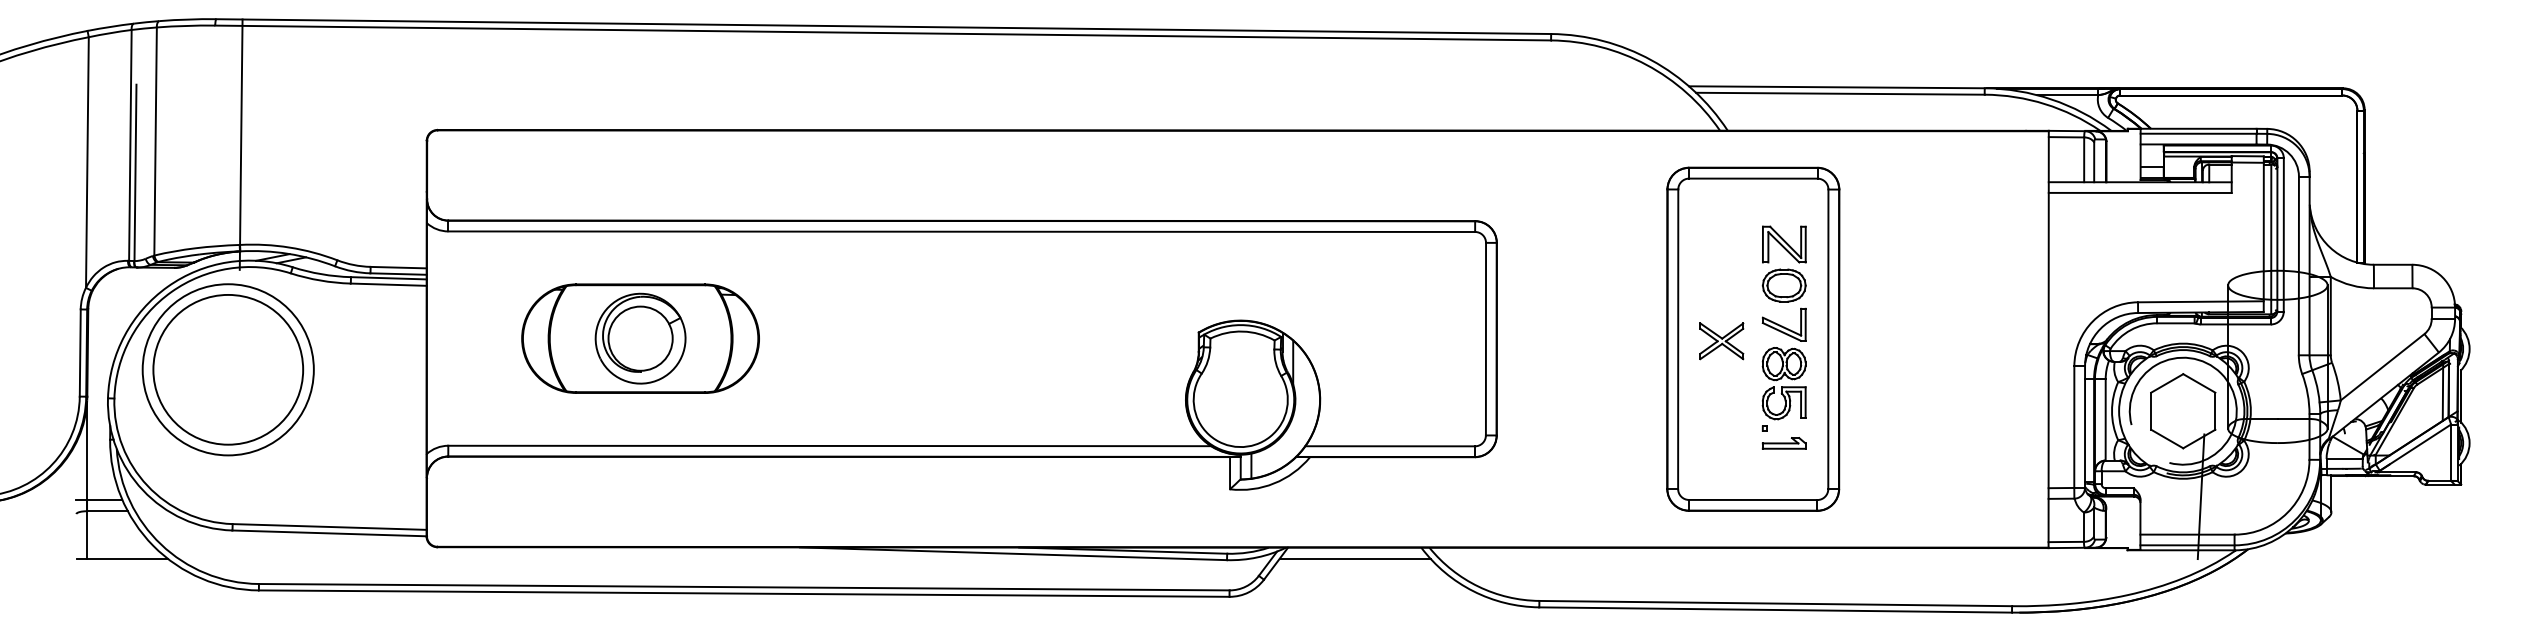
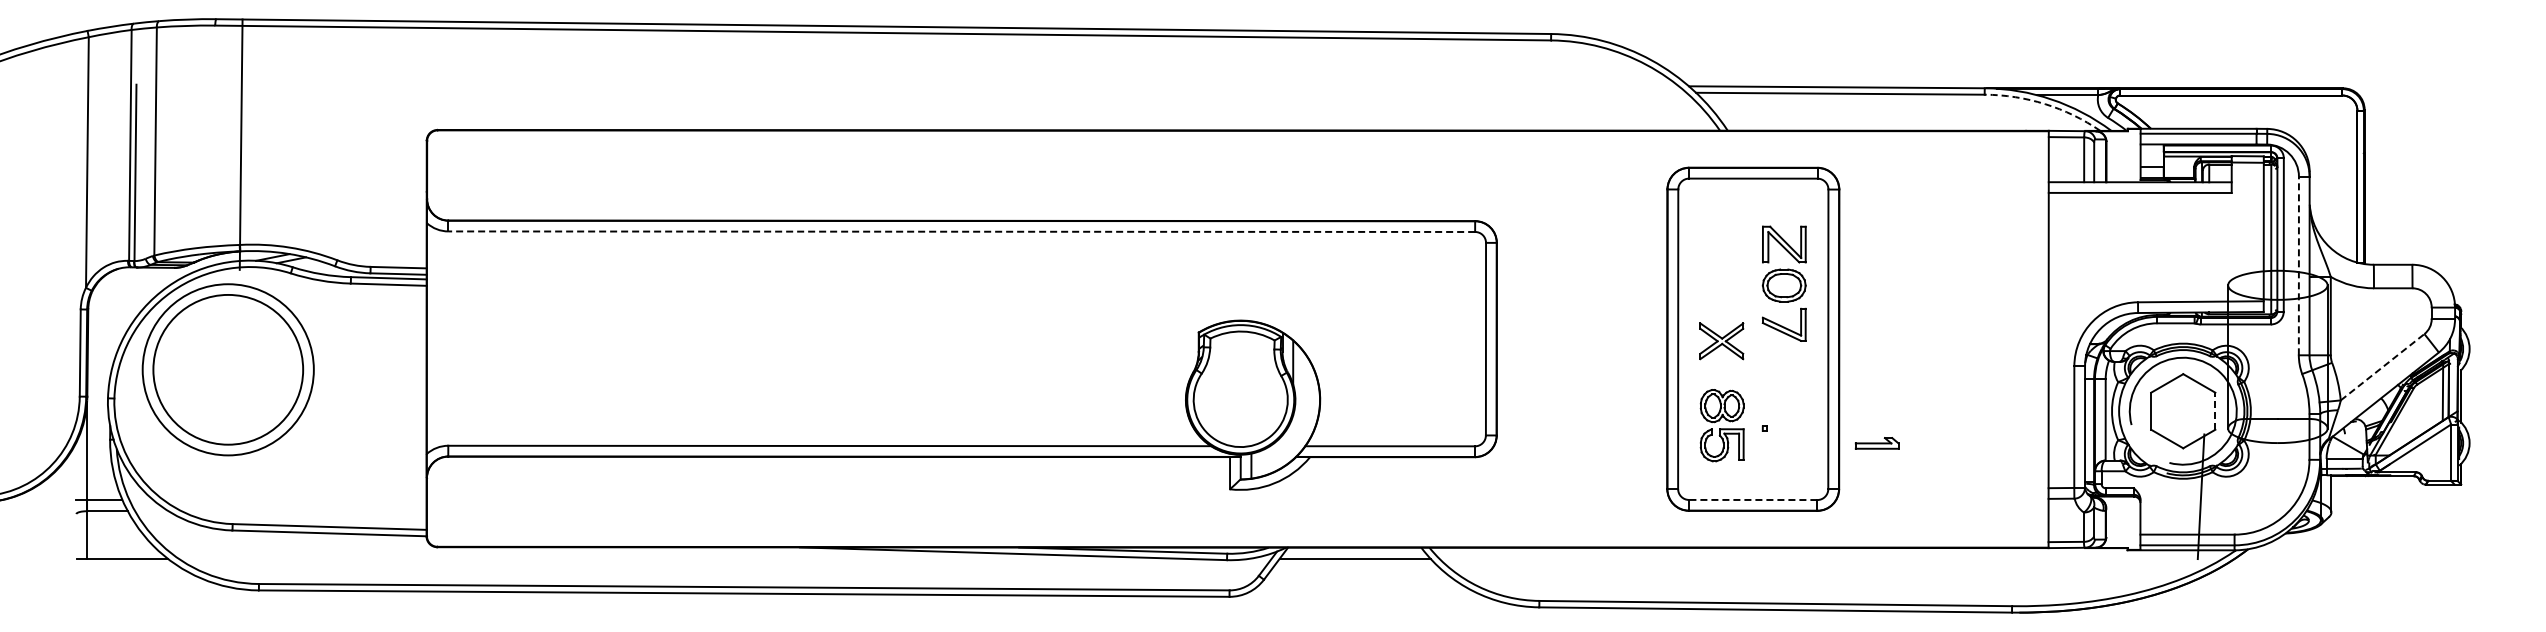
arc: solid -> dashed (2045, 104)
line: solid -> dashed (961, 231)
line: solid -> dashed (2298, 265)
part: present -> none (640, 338)
line: solid -> dashed (2382, 366)
part position: (1783, 383) -> (1721, 425) (1721, 425)
line: solid -> dashed (2215, 411)
part position: (1783, 443) -> (1876, 443) (1876, 443)
line: solid -> dashed (1752, 499)
